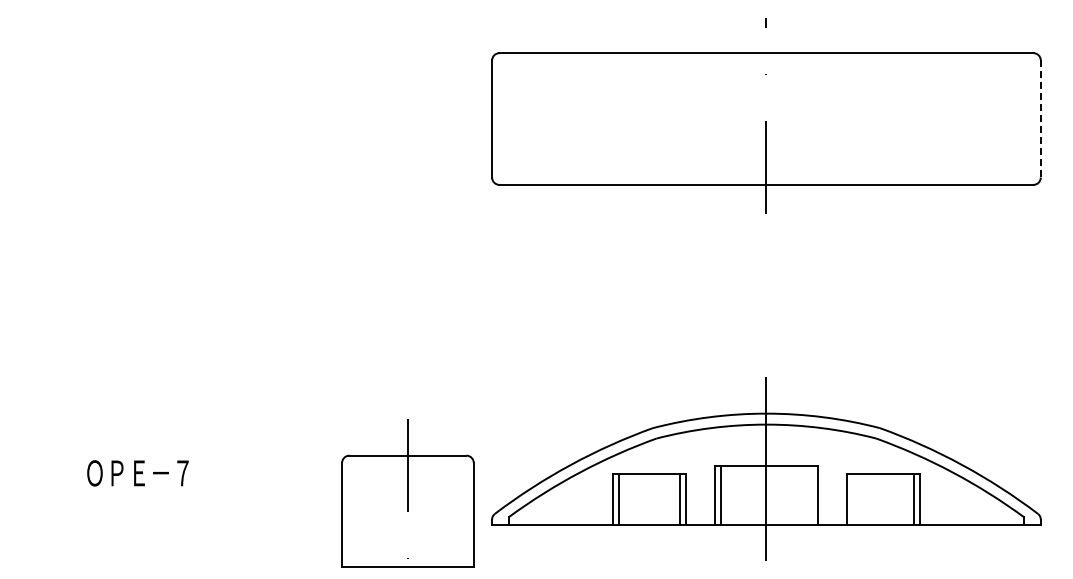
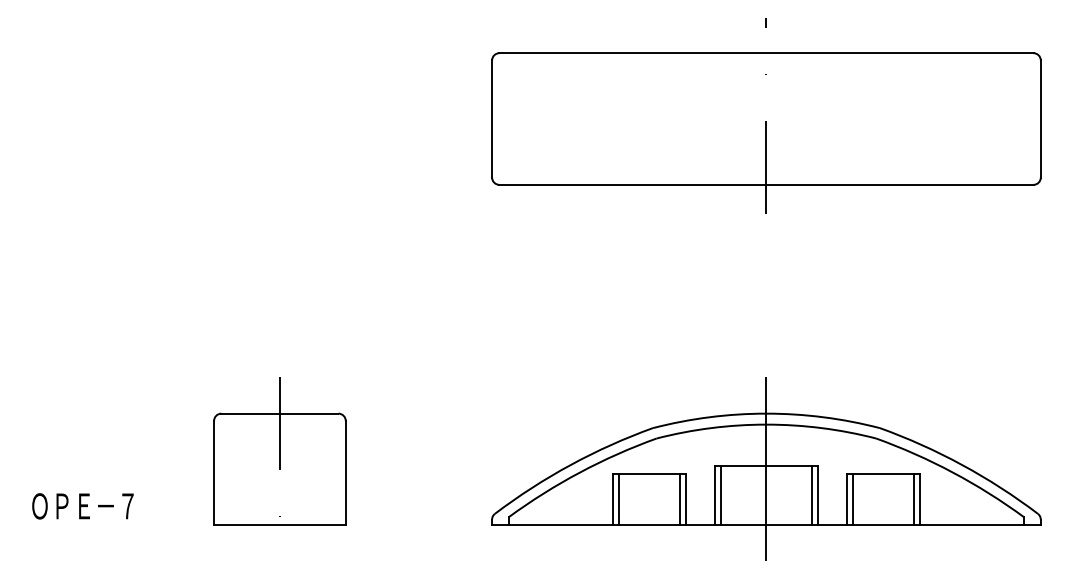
line: dashed -> solid (1040, 119)
text position: (137, 473) -> (82, 506) (82, 506)
part position: (407, 493) -> (279, 451) (279, 451)
line: none -> present (811, 495)
line: none -> present (853, 498)
